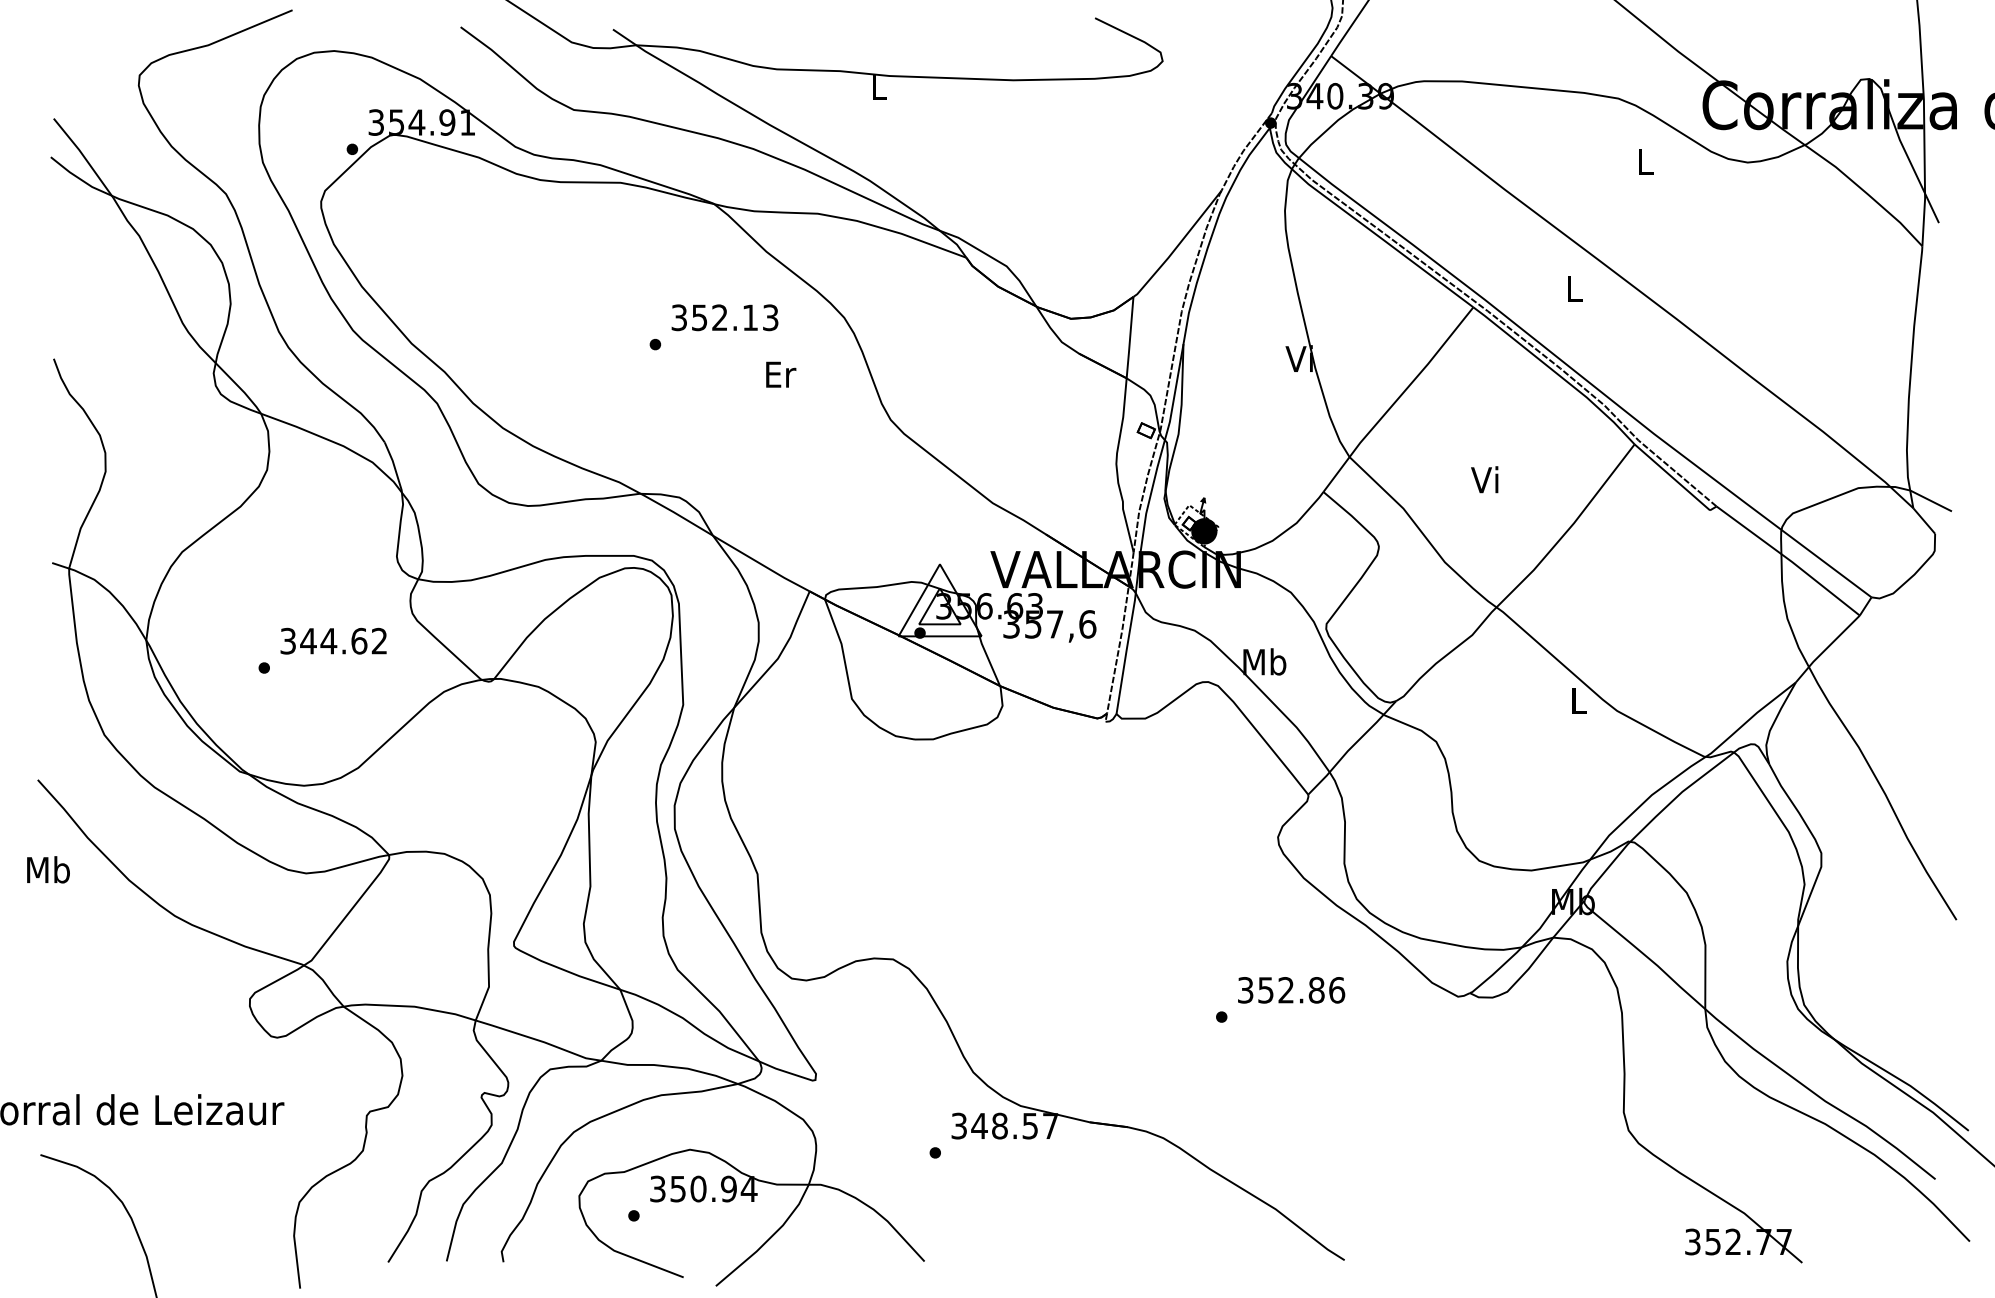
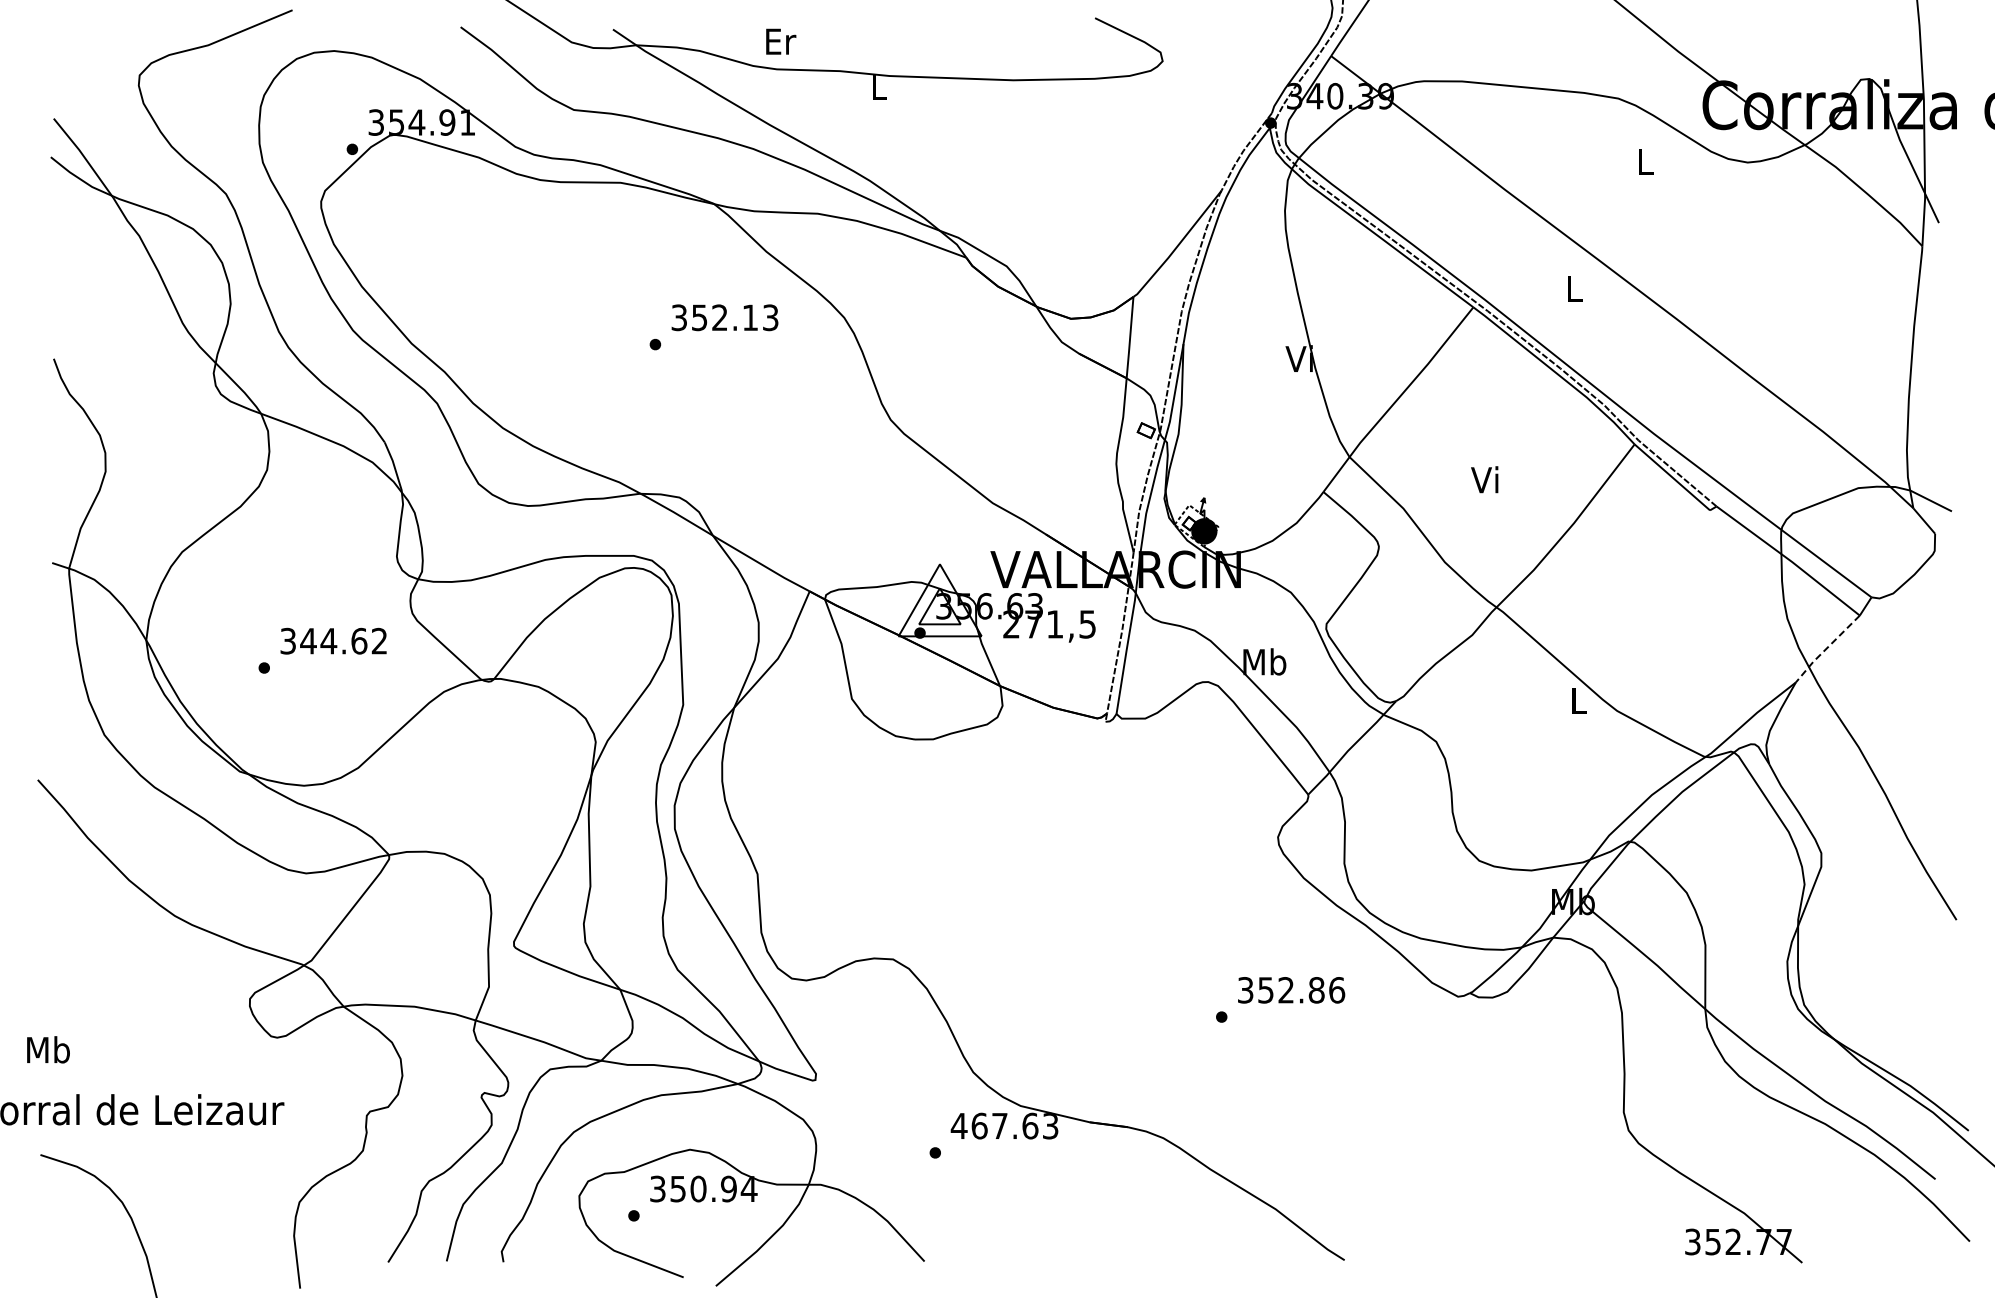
text position: (781, 374) -> (781, 41) (781, 41)
text: 357,6 -> 271,5 (1049, 624)
line: solid -> dashed (1826, 649)
text position: (48, 869) -> (48, 1049) (48, 1049)
text: 348.57 -> 467.63 (1004, 1125)
